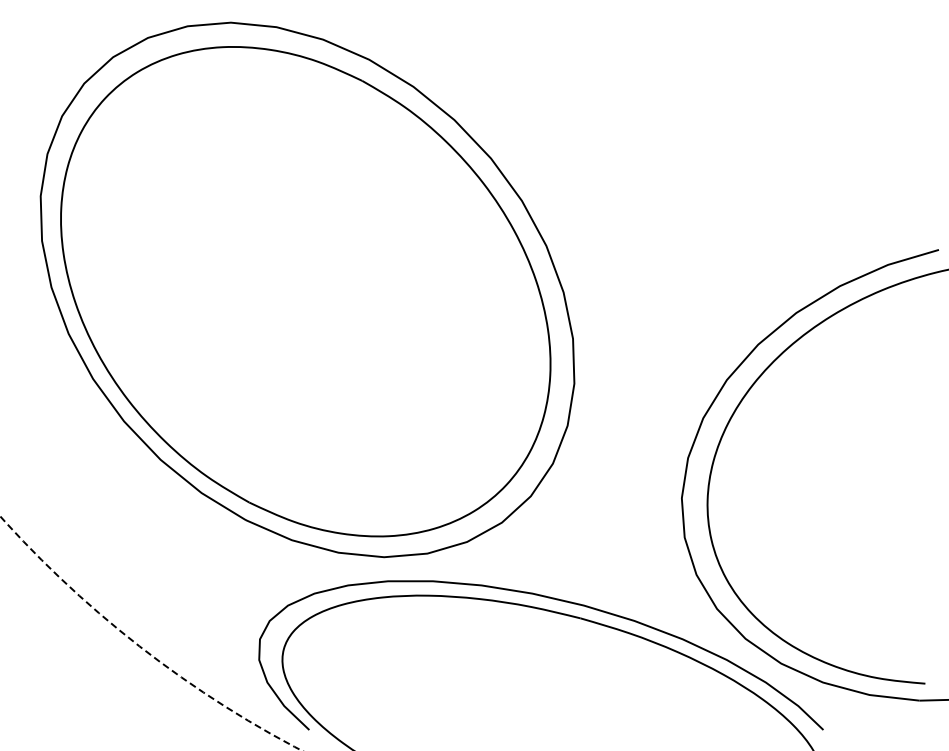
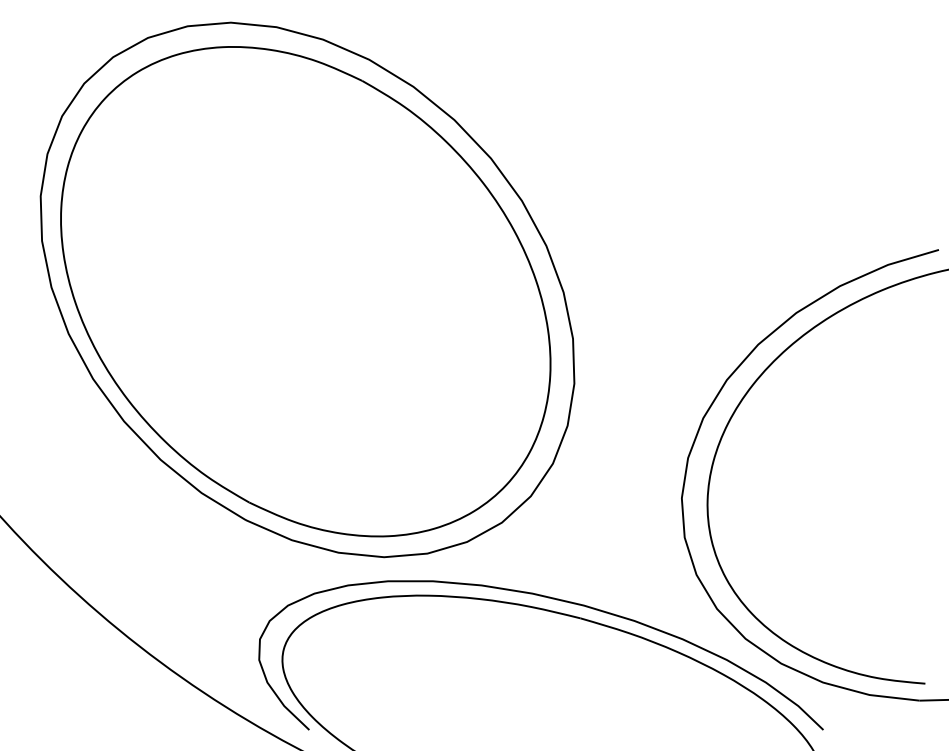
arc: dashed -> solid (140, 646)
